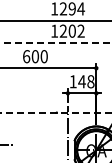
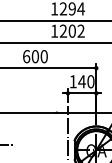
line: dashed -> solid (56, 42)
text: 148 -> 140 (90, 81)
line: dashed -> solid (55, 112)
